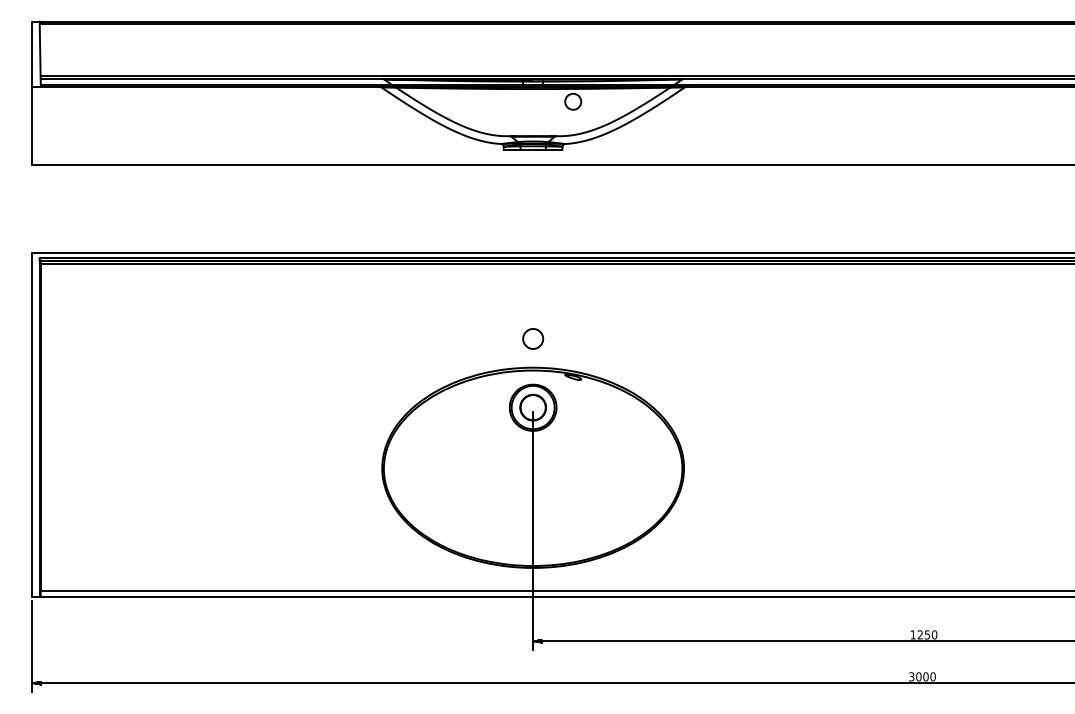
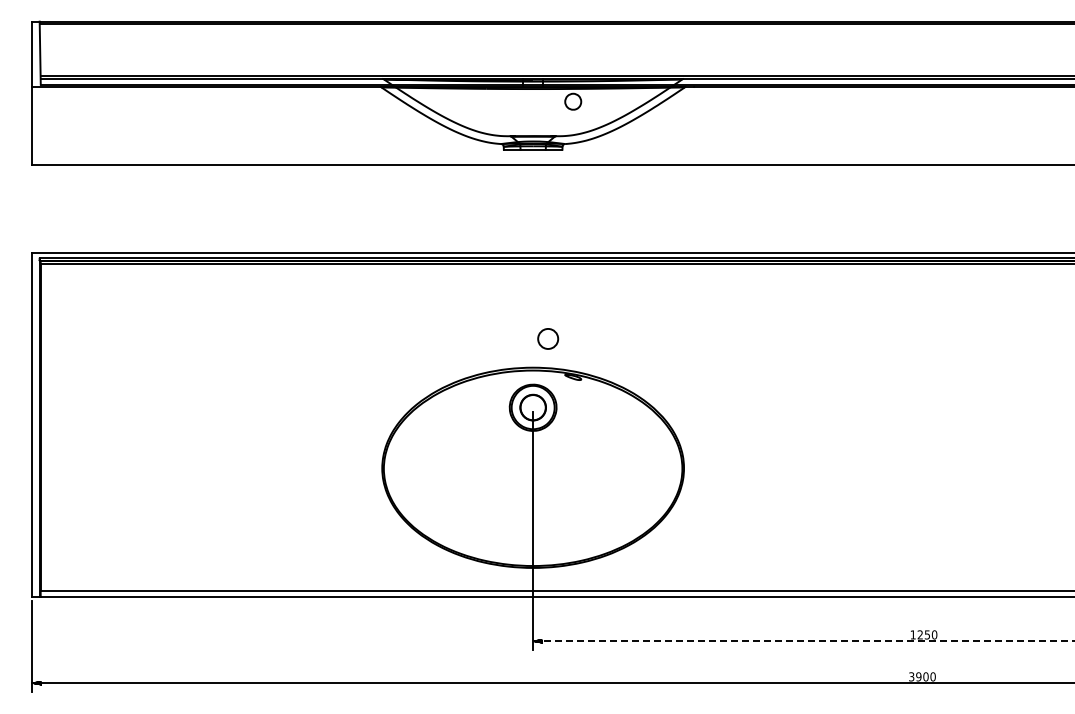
circle position: (533, 338) -> (548, 338) (548, 338)
line: solid -> dashed (804, 641)
text: 3000 -> 3900 (918, 676)
